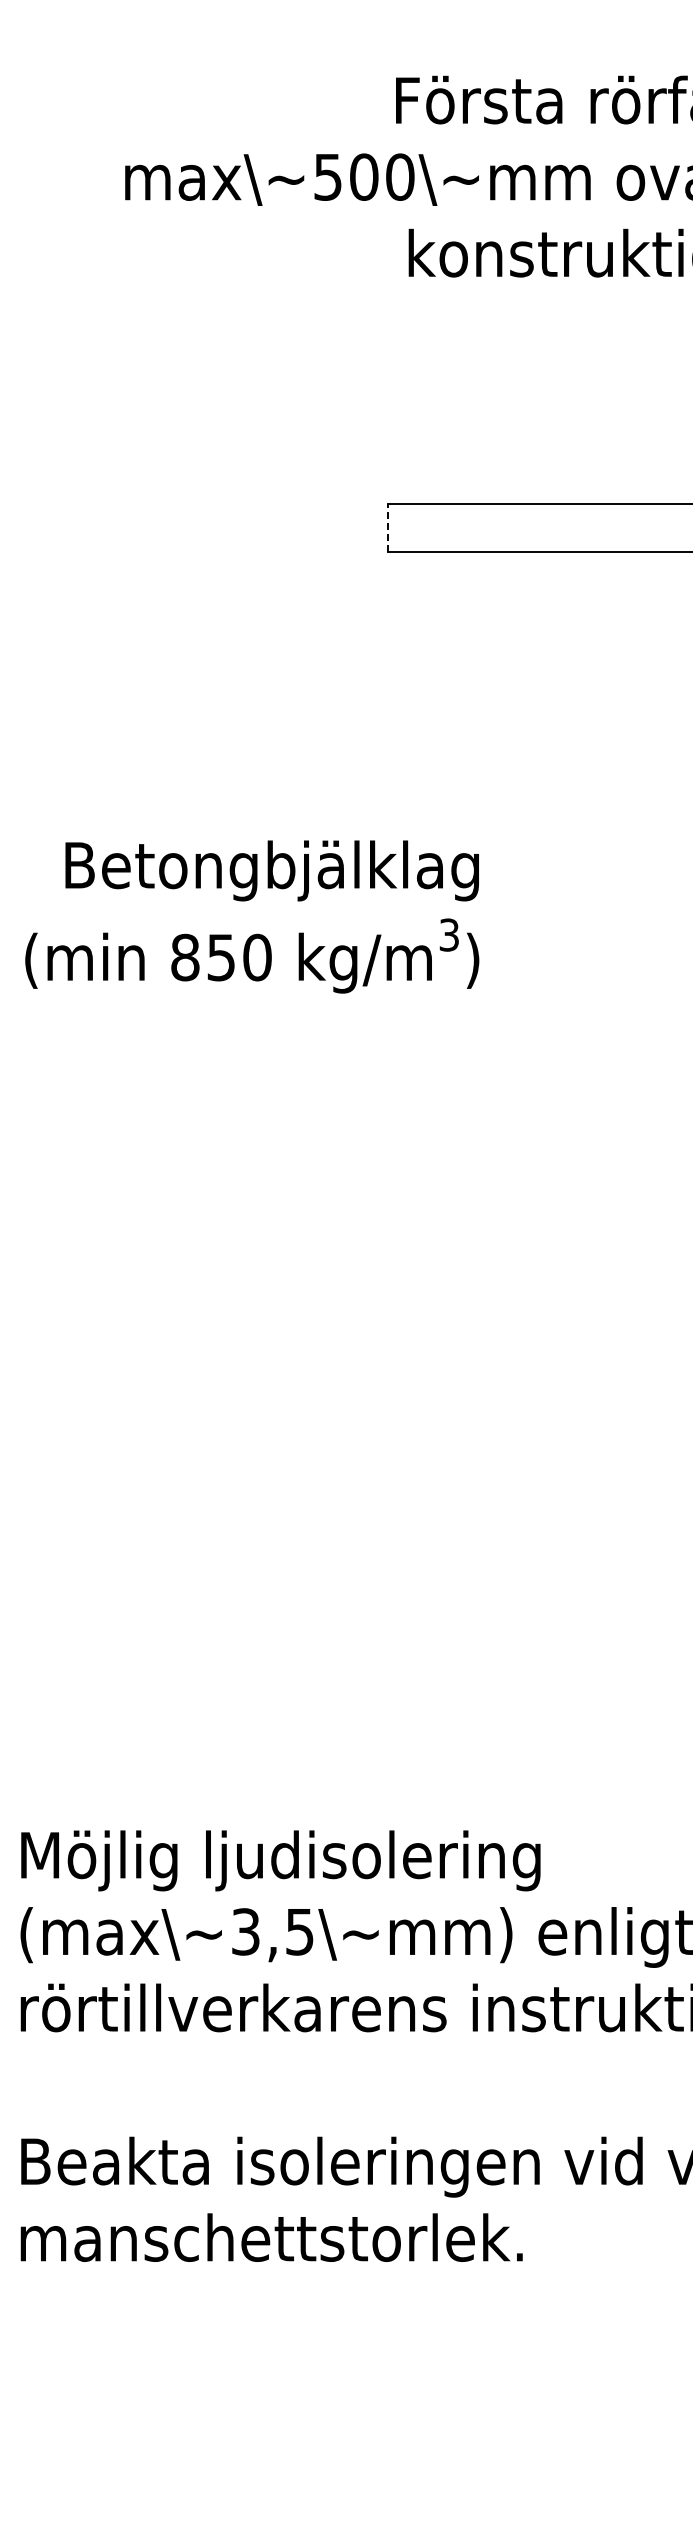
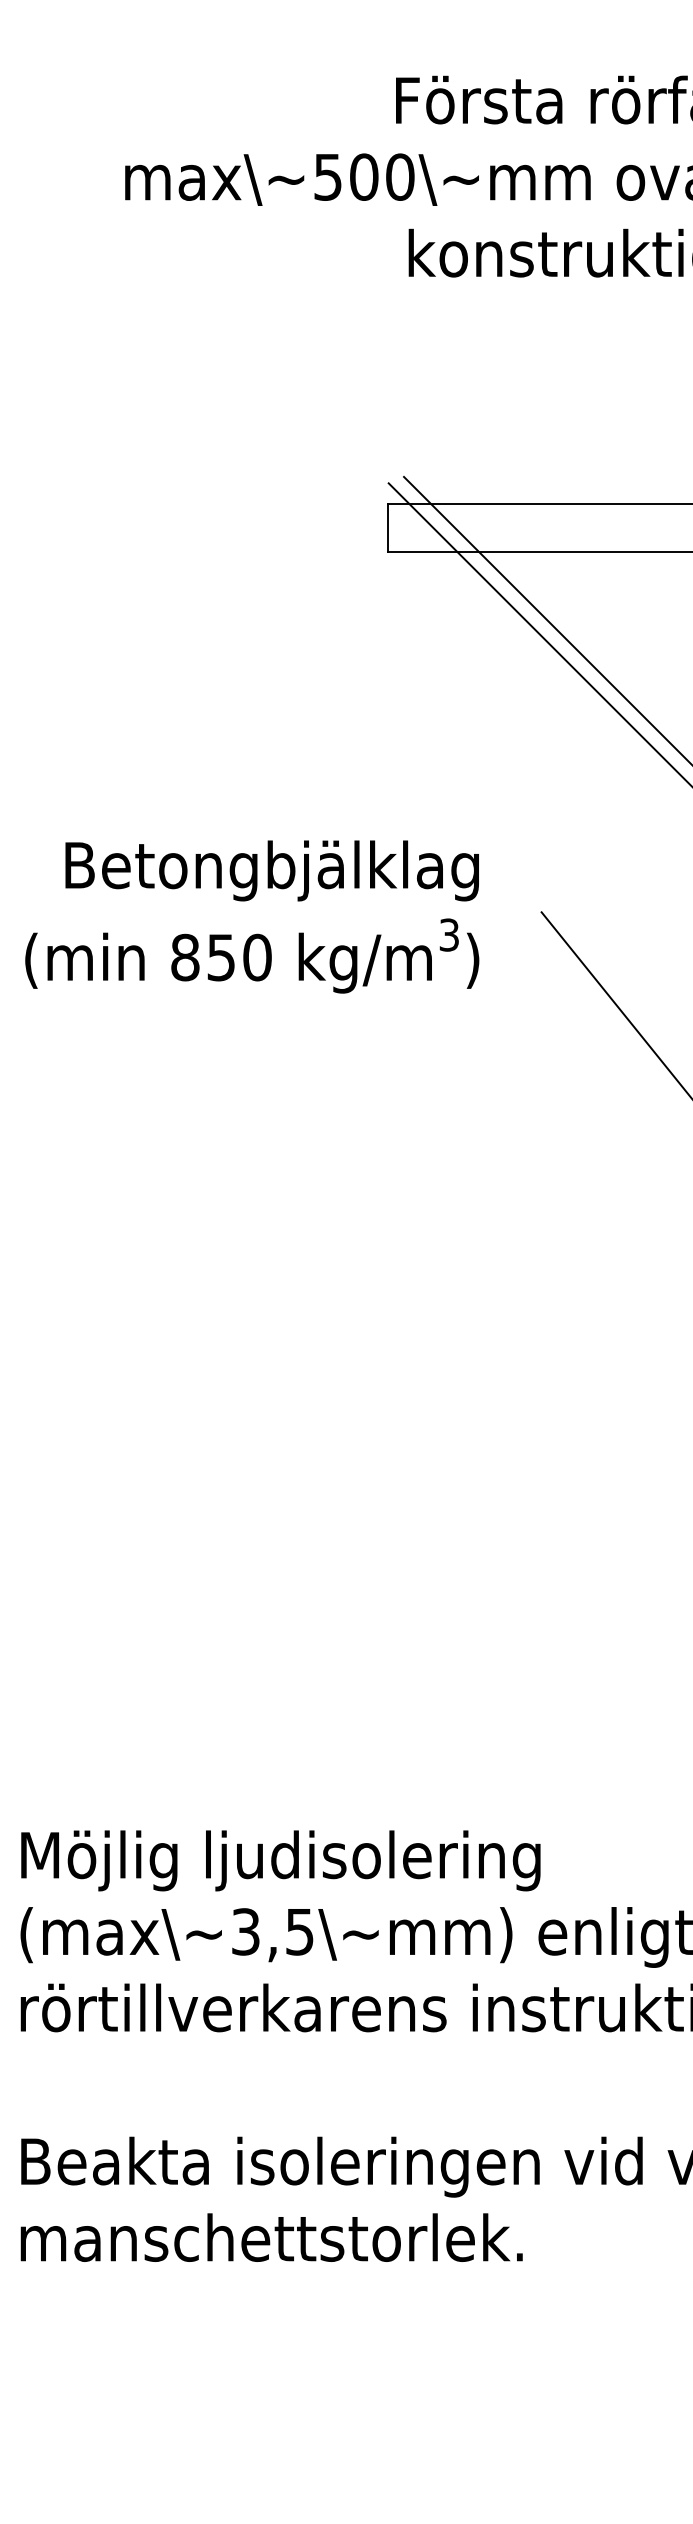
line: dashed -> solid (388, 527)
line: none -> present (546, 619)
line: none -> present (538, 633)
line: none -> present (615, 1004)
